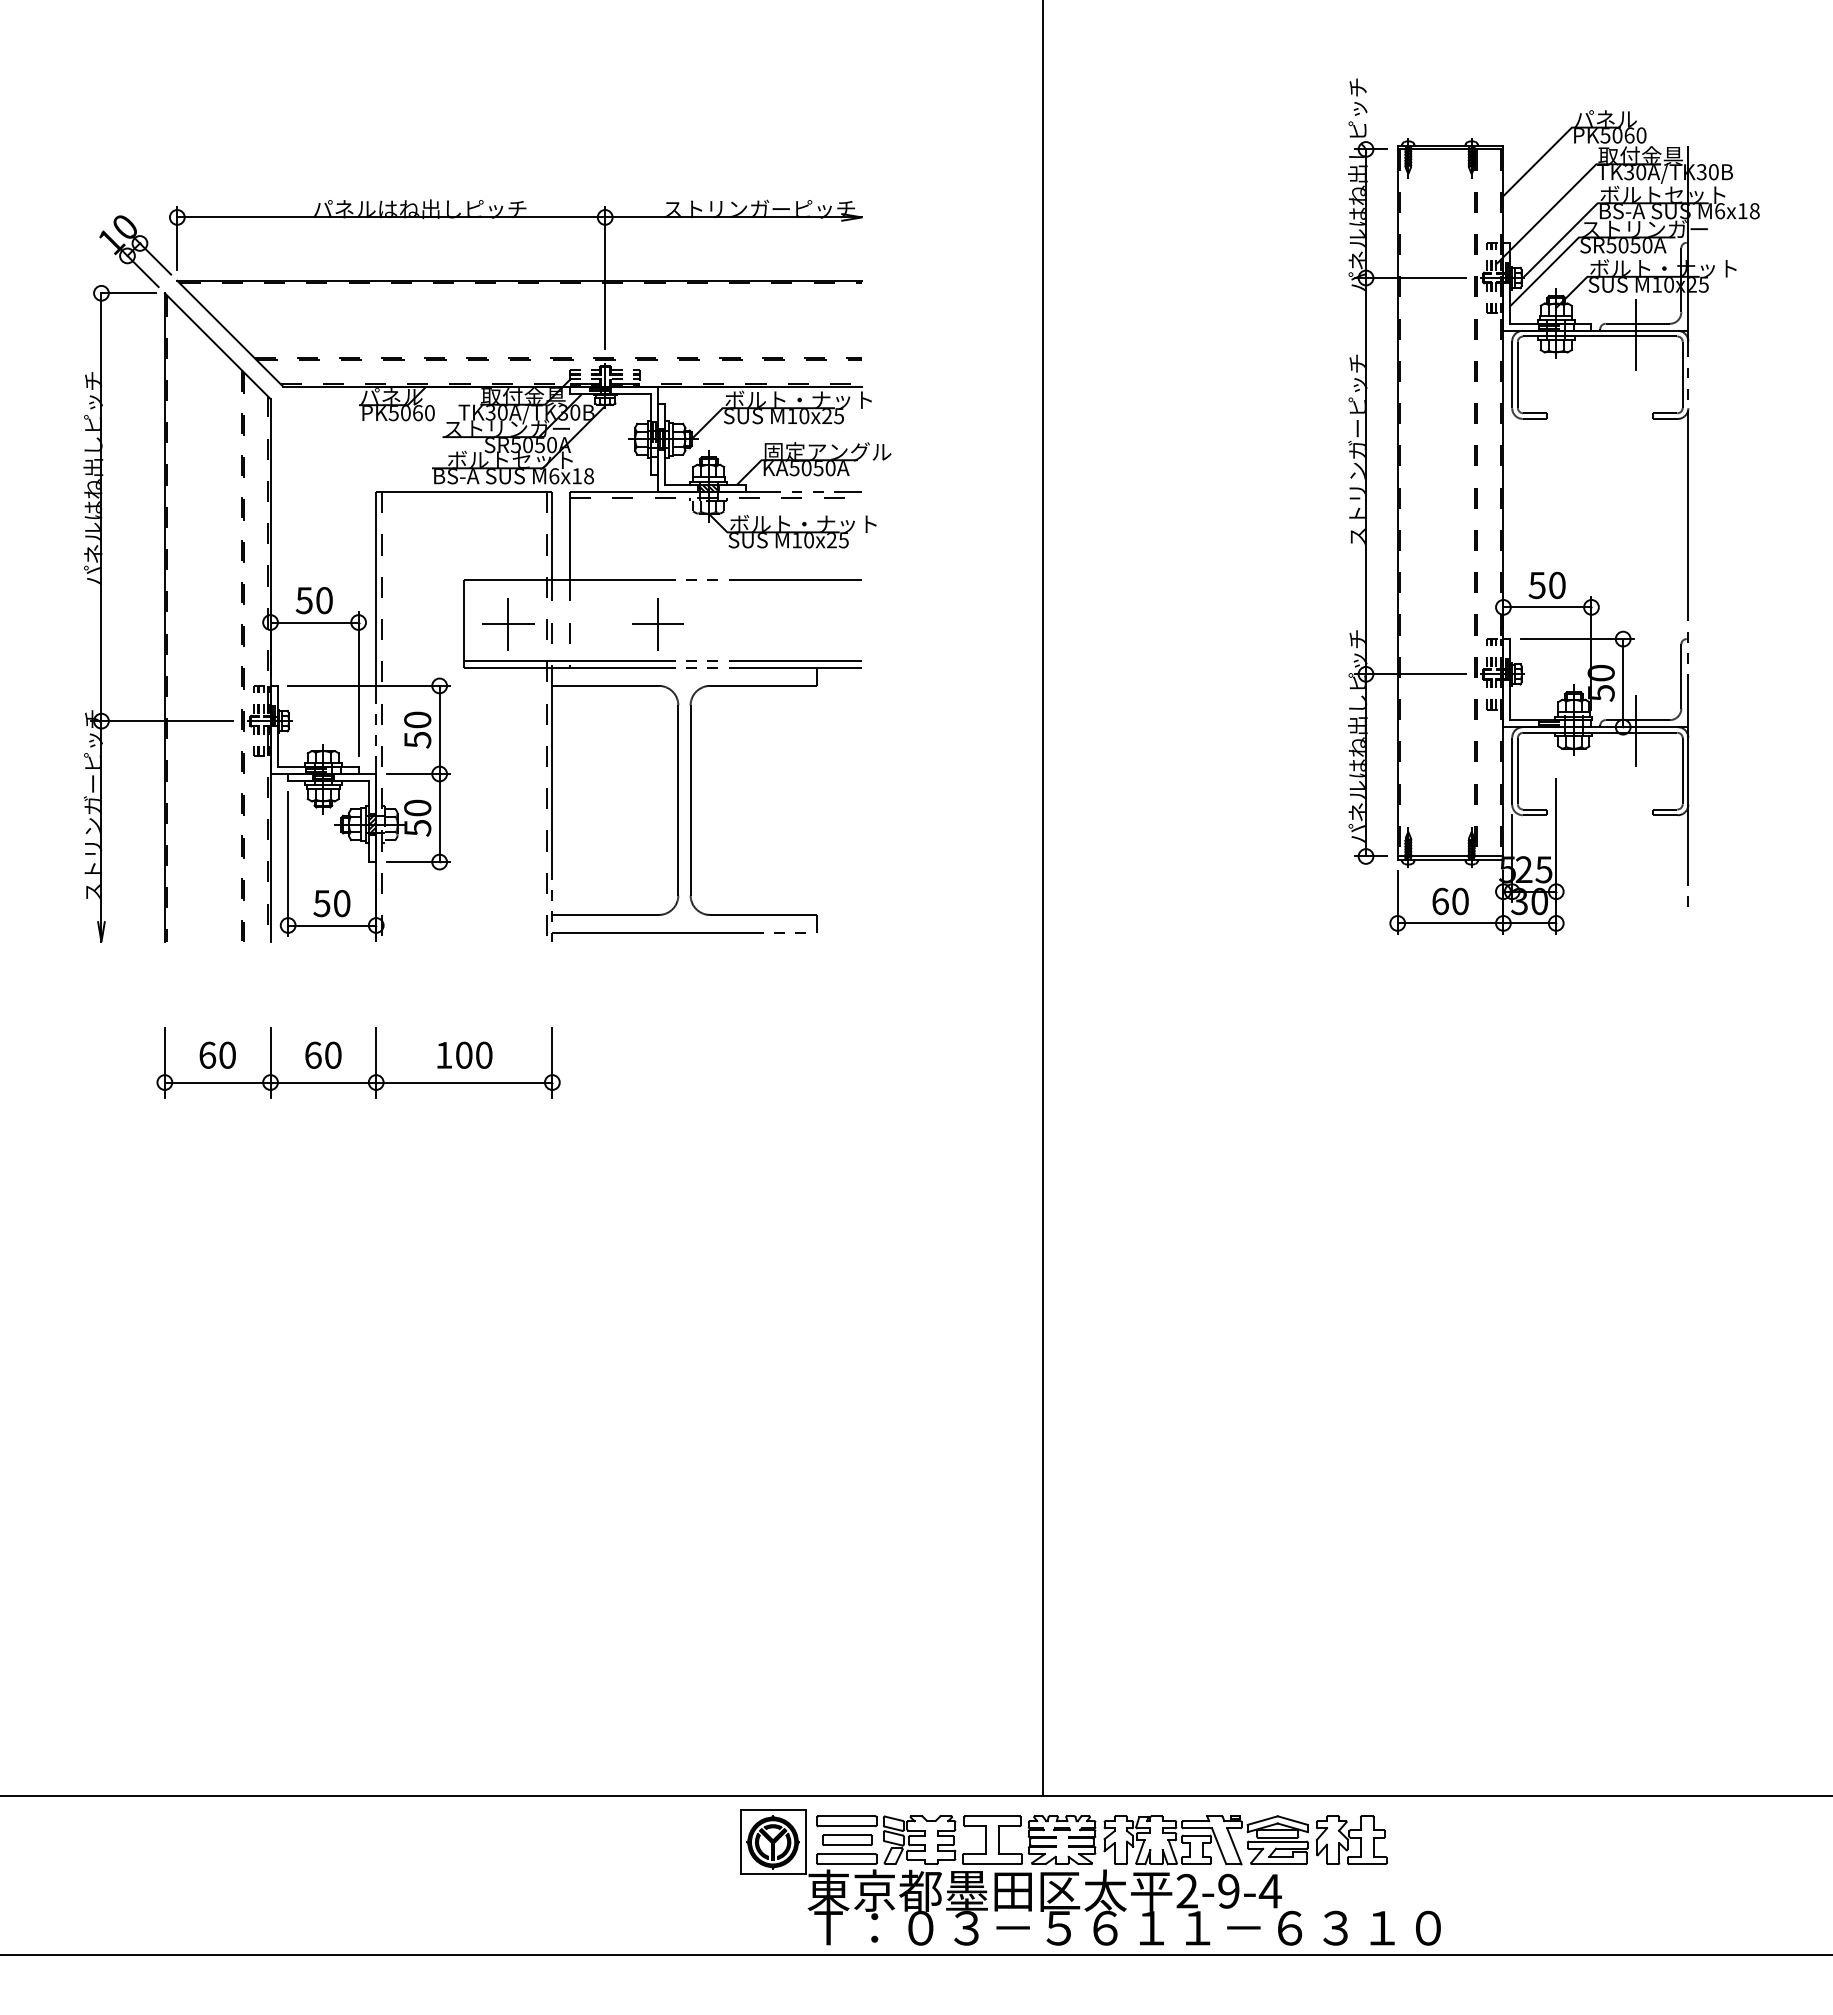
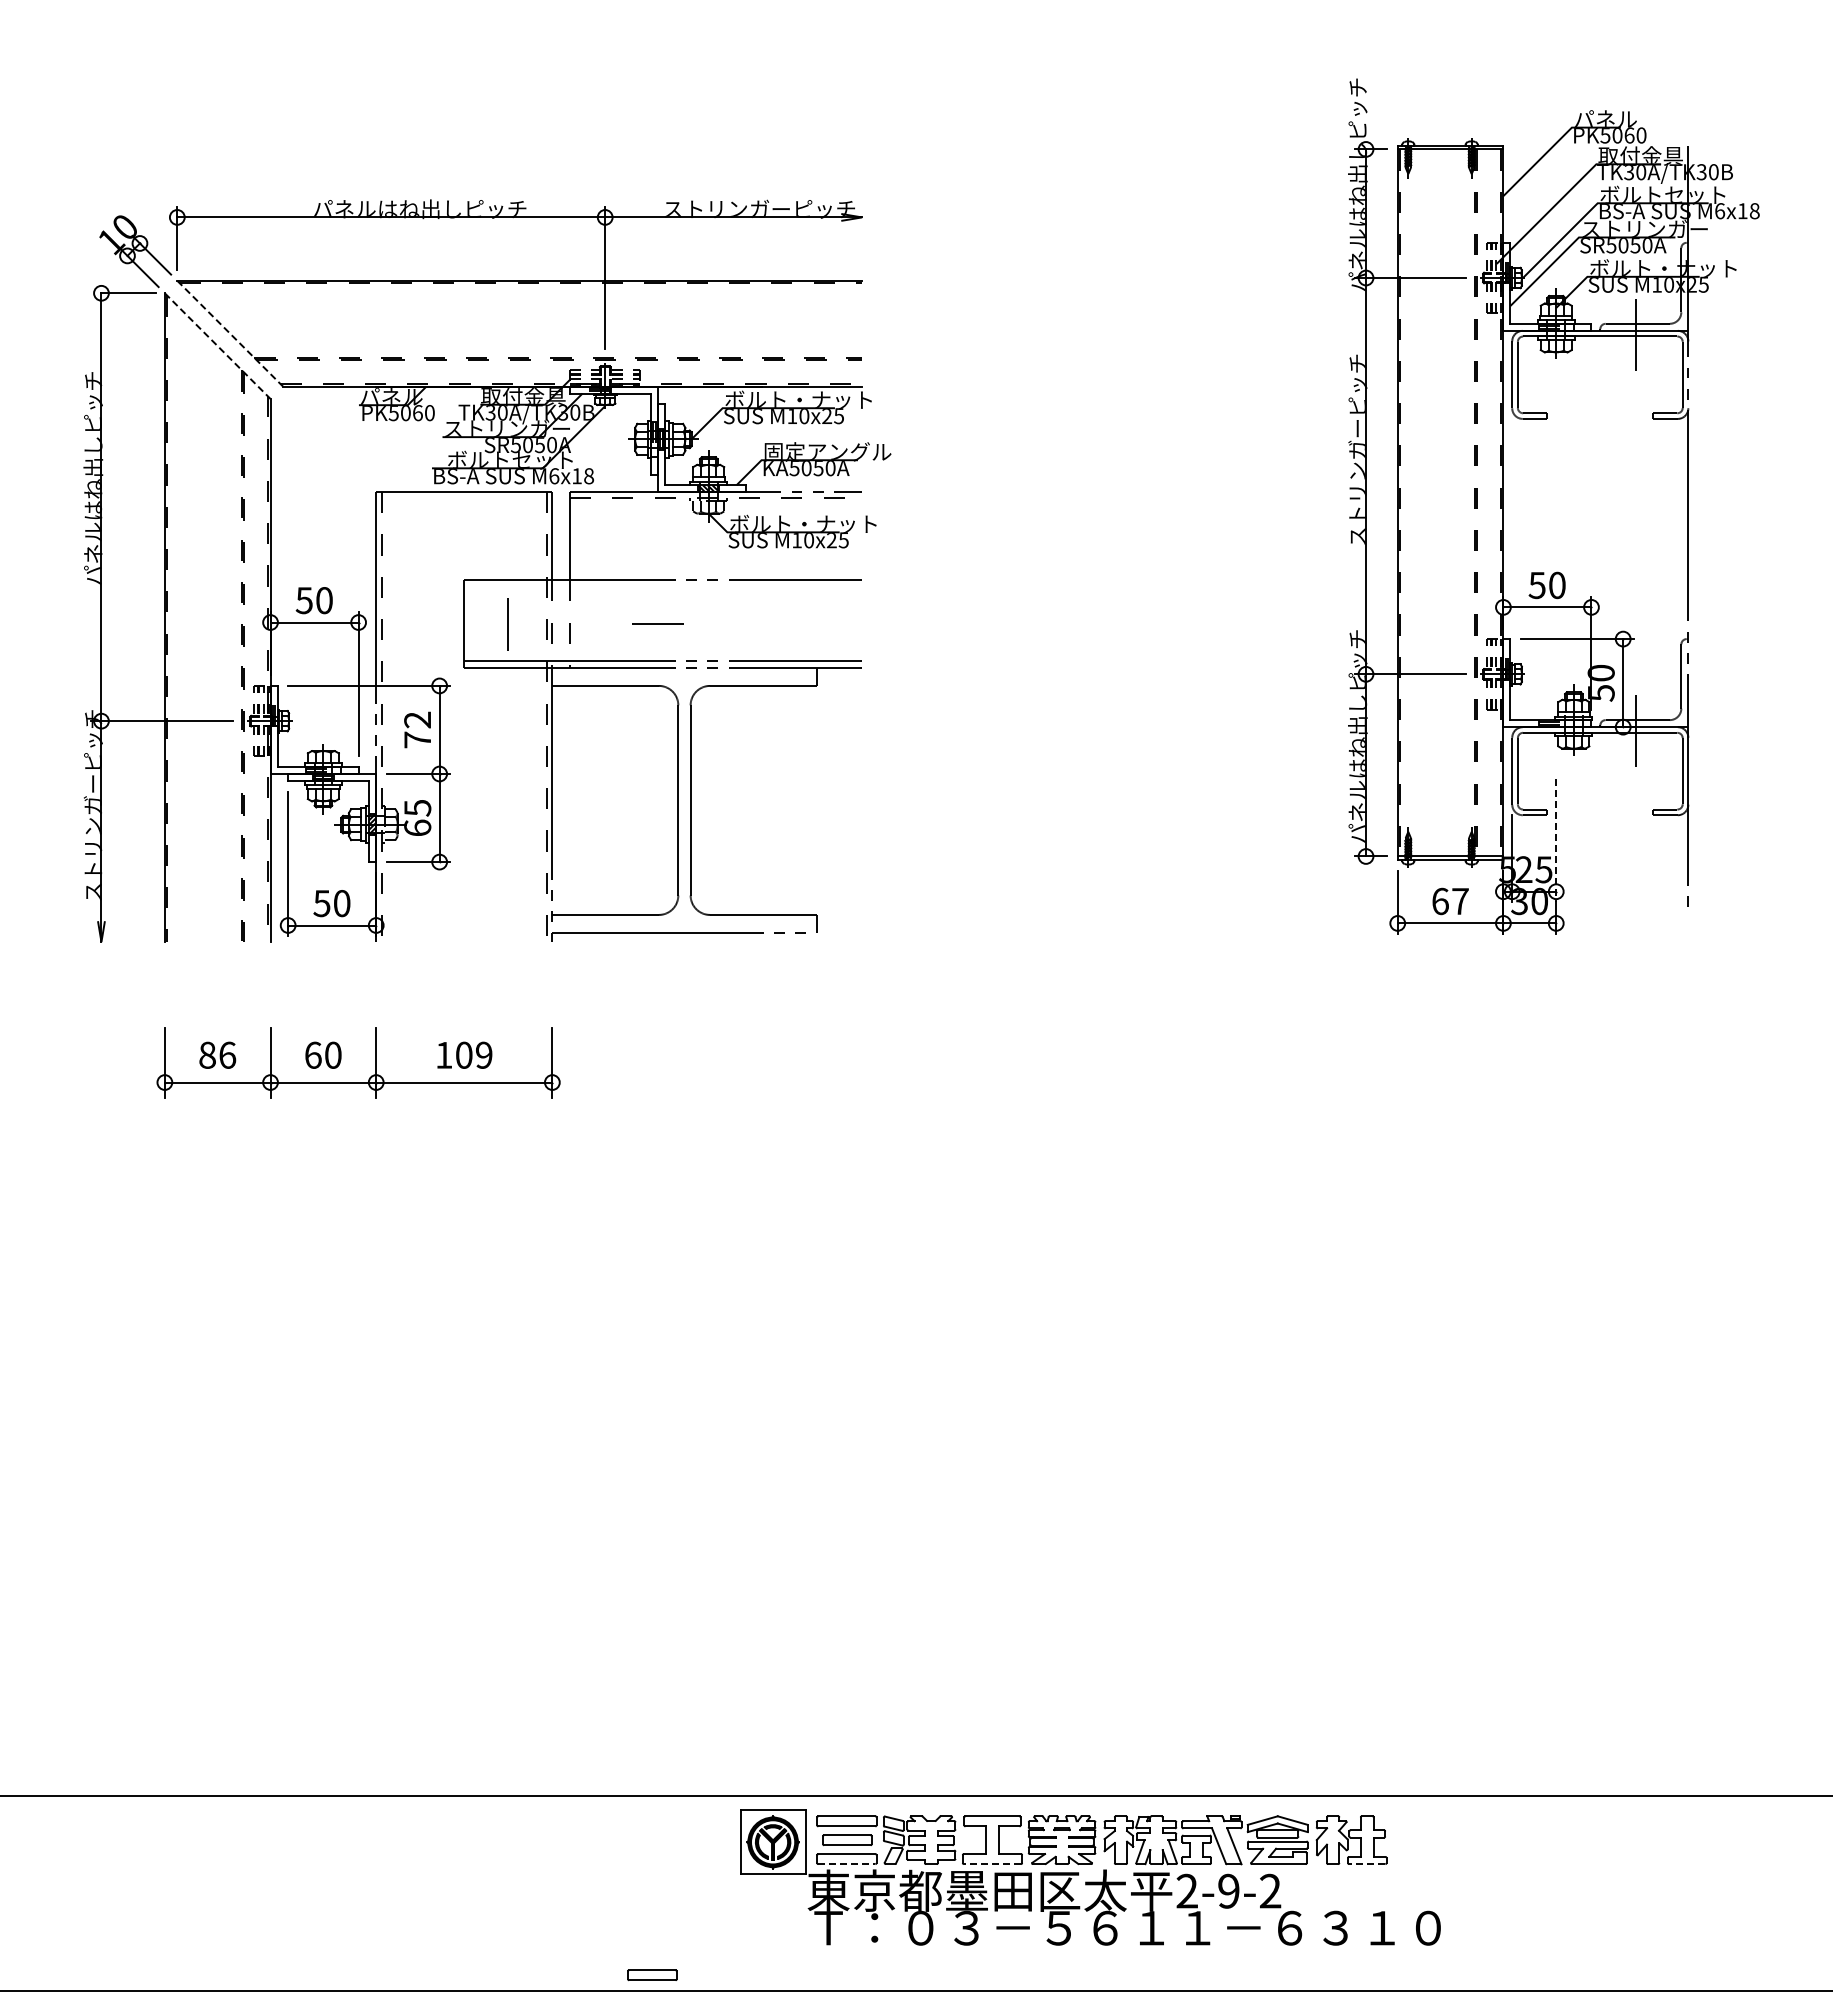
line: solid -> dashed (230, 333)
line: solid -> dashed (217, 346)
line: present -> none (658, 623)
line: present -> none (507, 624)
text: 50 -> 72 (417, 729)
text: 50 -> 65 (417, 817)
line: solid -> dashed (1556, 840)
line: present -> none (1043, 899)
text: 60 -> 67 (1460, 901)
text: 60 -> 86 (217, 1054)
text: 100 -> 109 (484, 1054)
line: solid -> dashed (846, 1864)
line: solid -> dashed (992, 1864)
line: solid -> dashed (1366, 1864)
text: 2-9-4 -> 2-9-2 (1269, 1890)
line position: (915, 1954) -> (915, 1990) (915, 1990)
part: none -> present (652, 1974)
